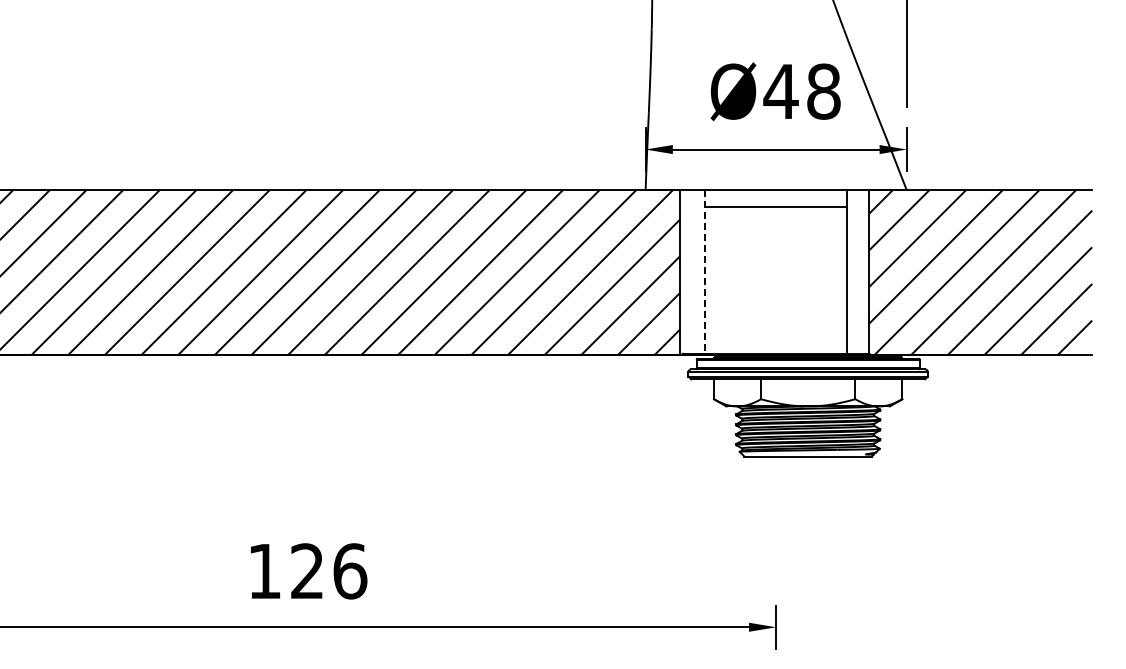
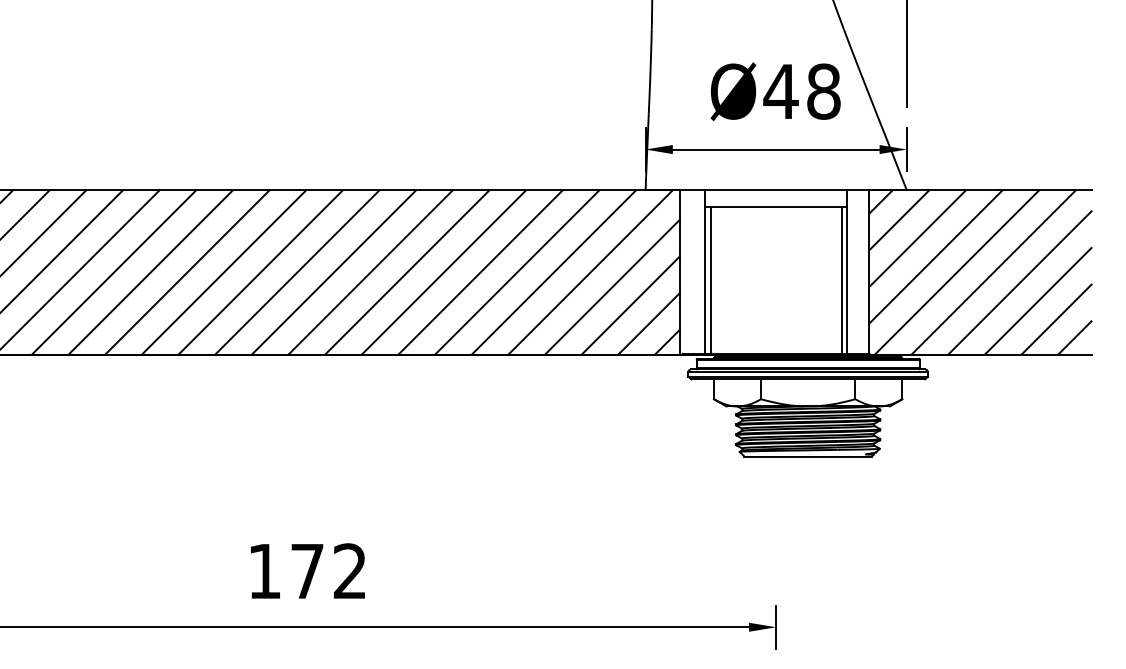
line: dashed -> solid (705, 271)
line: none -> present (710, 279)
line: none -> present (841, 279)
text: 126 -> 172 (329, 571)
